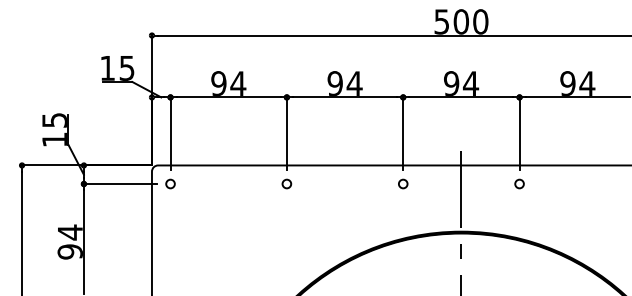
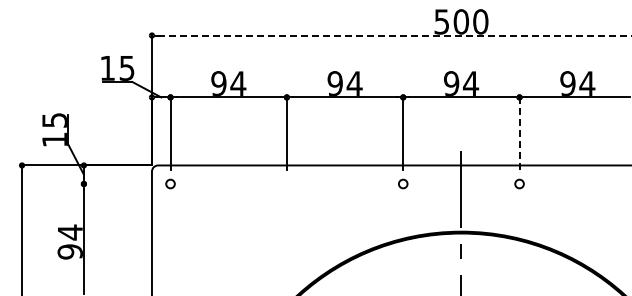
line: solid -> dashed (394, 35)
line: solid -> dashed (519, 133)
circle: present -> none (286, 183)
line: present -> none (119, 184)
